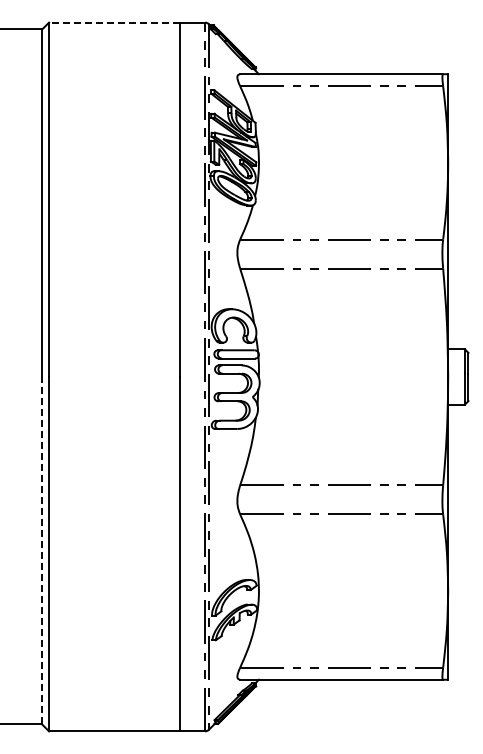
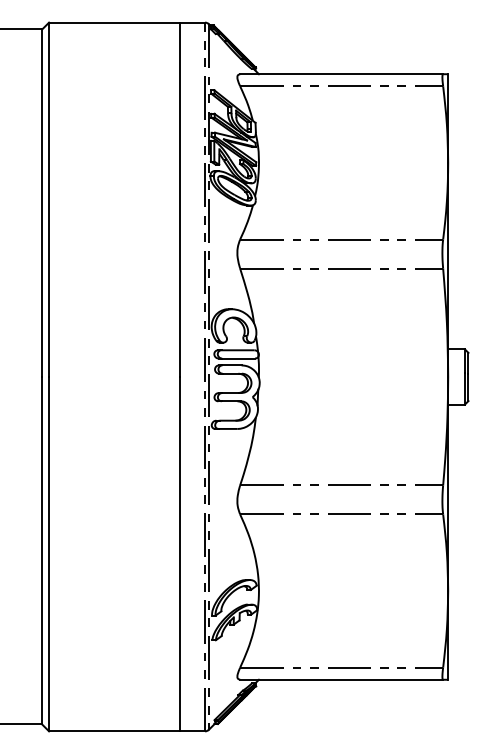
line: dashed -> solid (113, 22)
line: dashed -> solid (42, 550)
